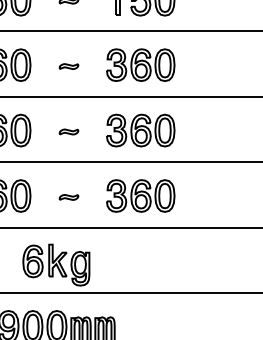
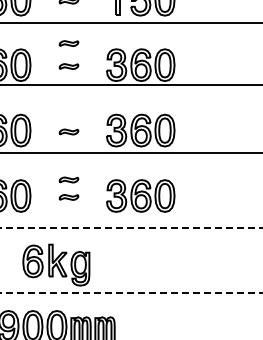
line position: (130, 31) -> (130, 23) (130, 23)
part: none -> present (68, 43)
line position: (130, 96) -> (130, 84) (130, 84)
line position: (130, 162) -> (130, 153) (130, 153)
part: none -> present (68, 179)
line: solid -> dashed (131, 227)
line: solid -> dashed (131, 293)
